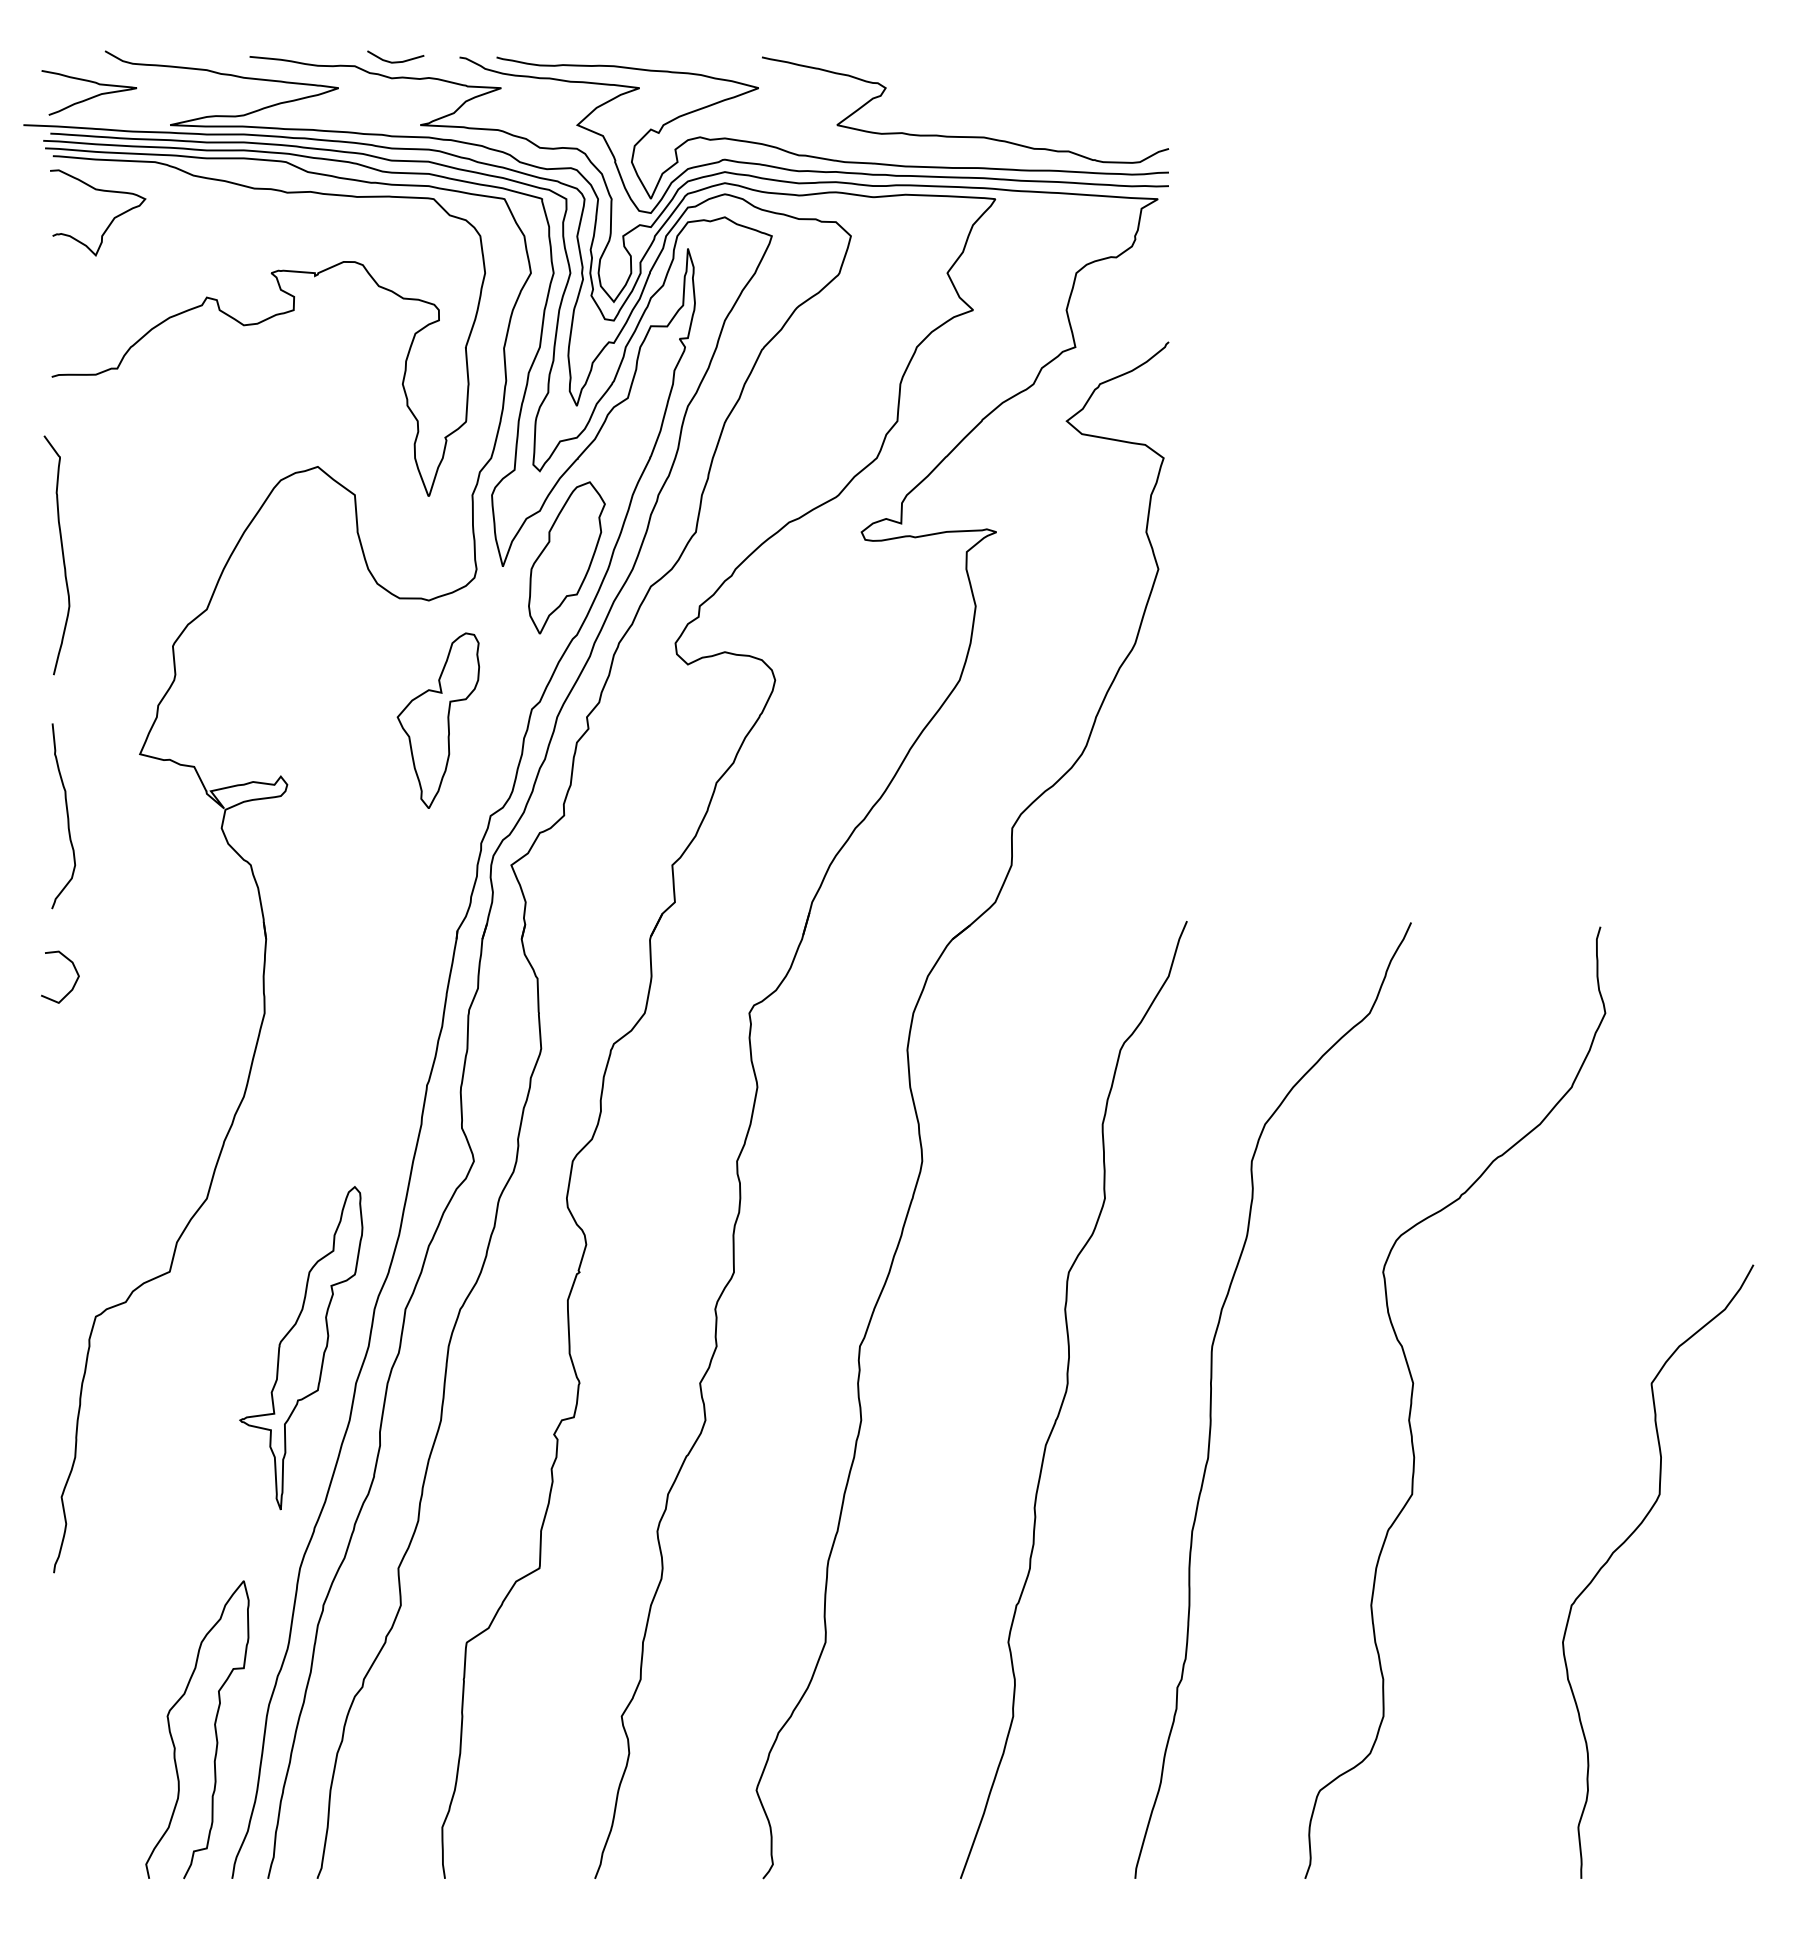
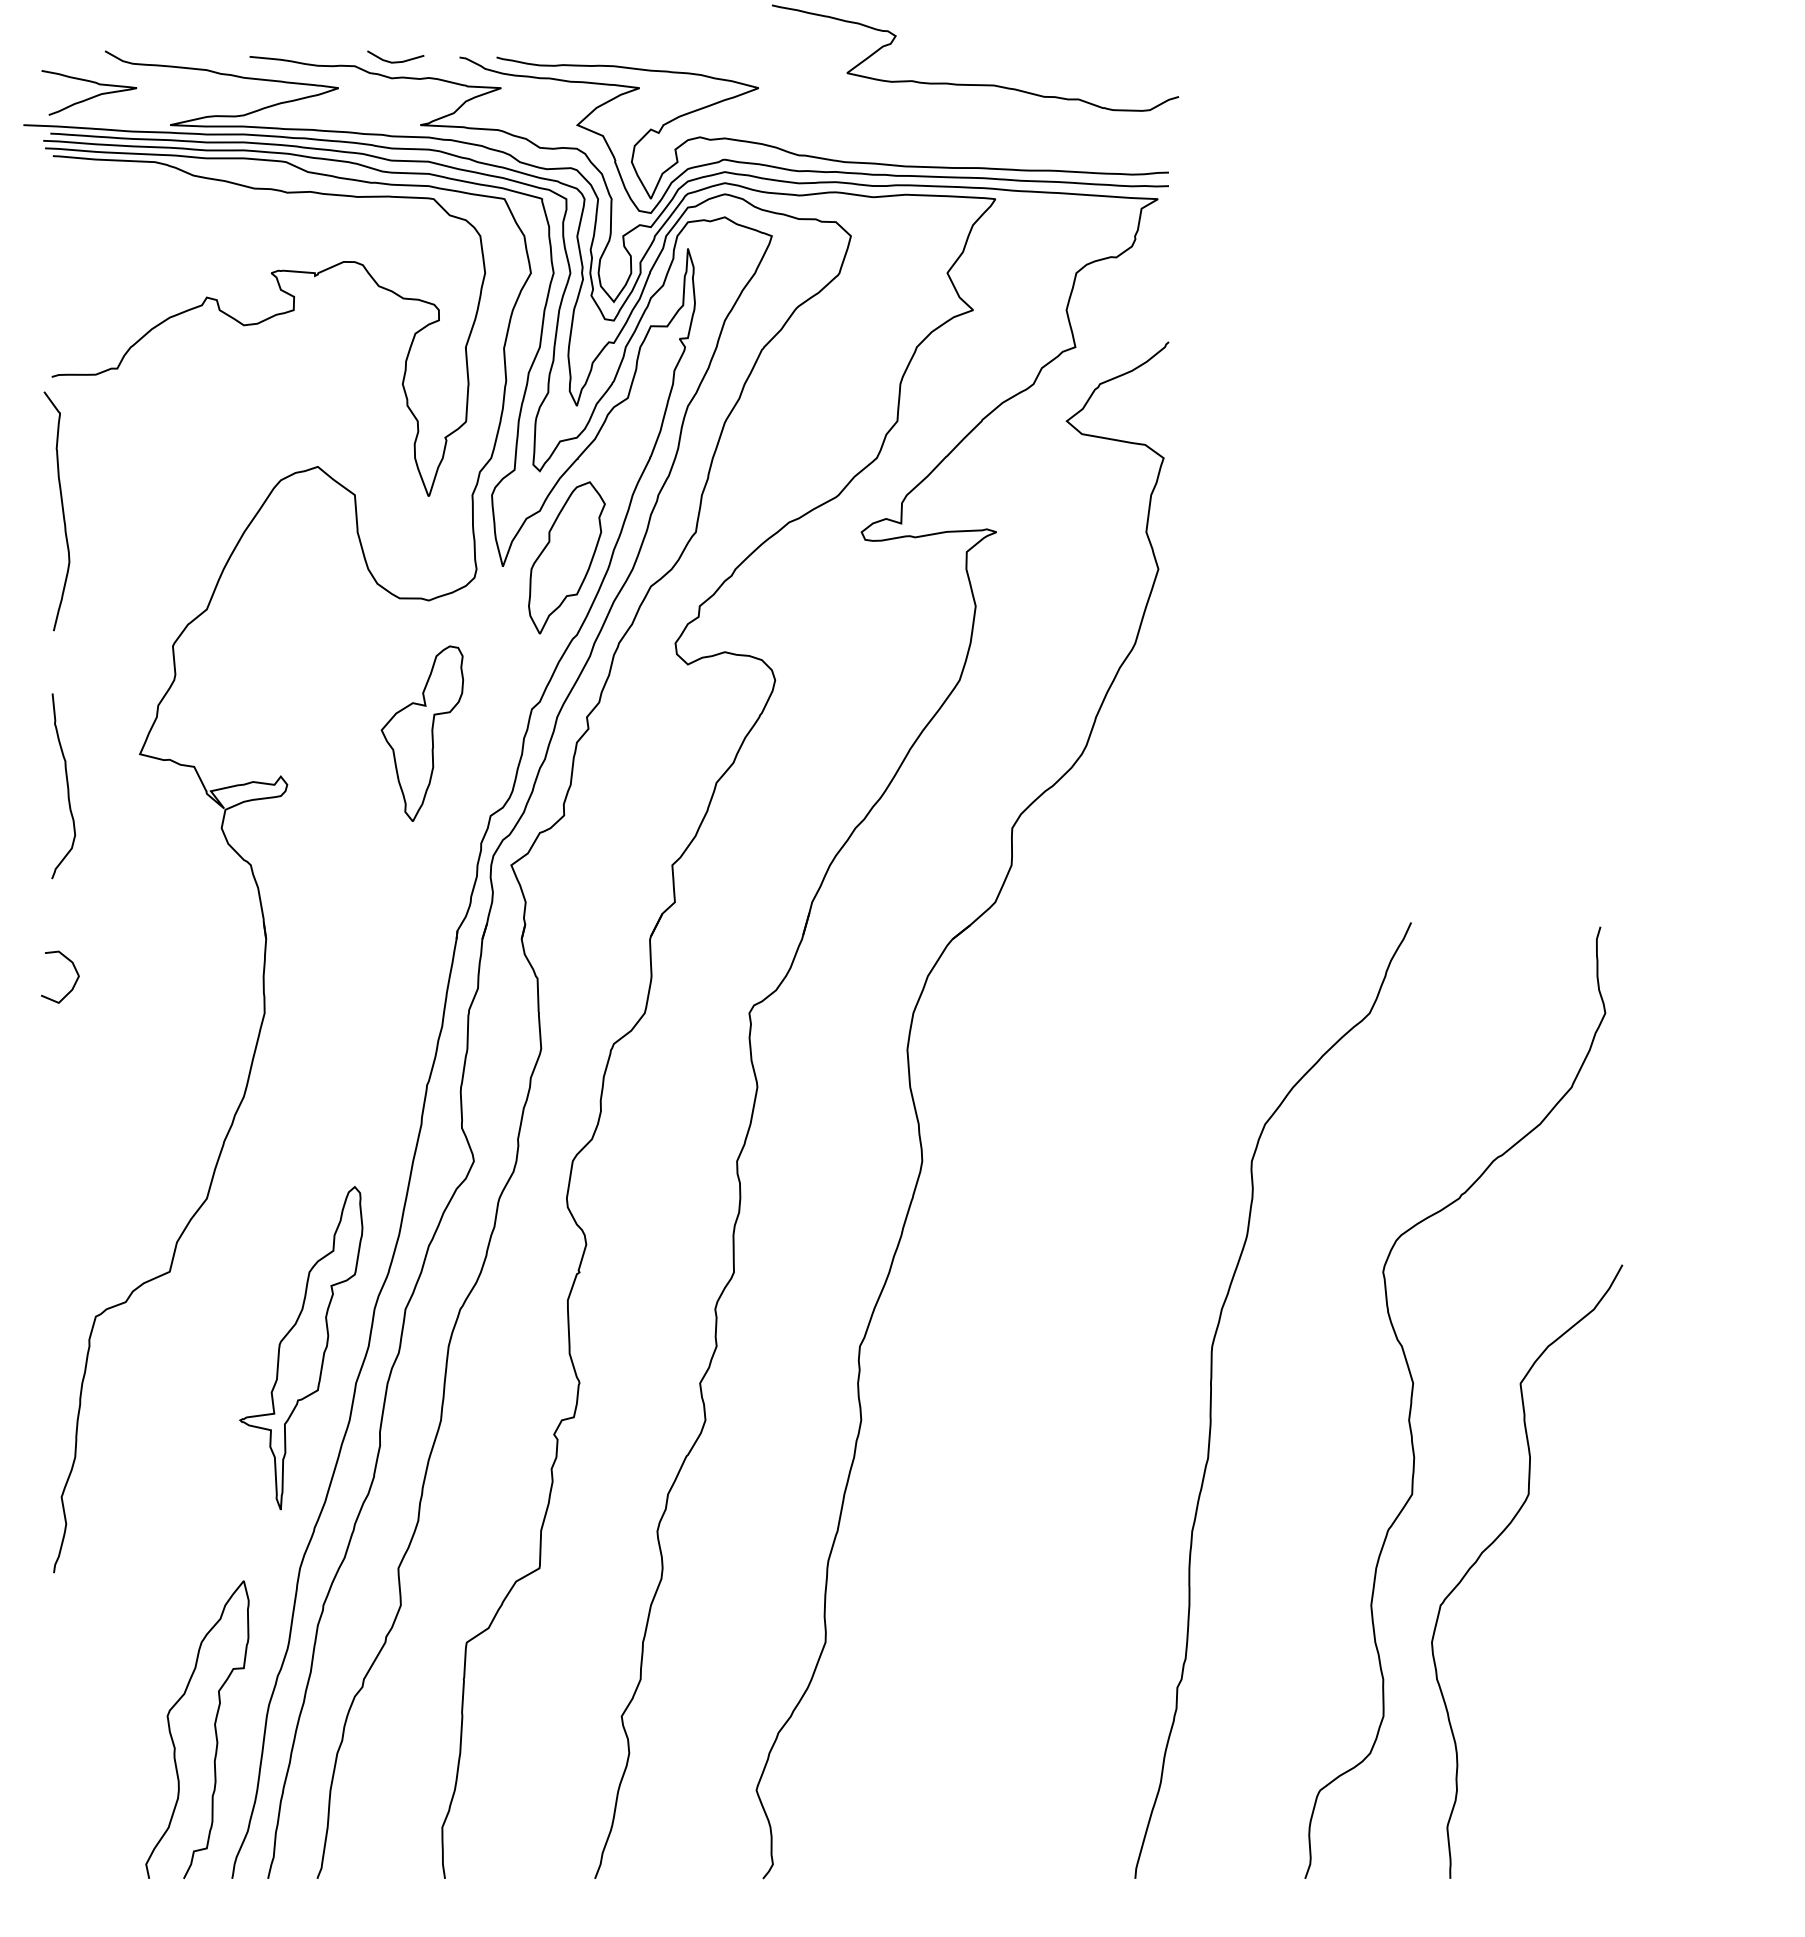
curve position: (965, 136) -> (975, 84) (975, 84)
curve: present -> none (111, 220)
curve position: (62, 555) -> (62, 511) (62, 511)
part position: (437, 720) -> (421, 733) (421, 733)
curve position: (66, 814) -> (66, 784) (66, 784)
curve: present -> none (1065, 1397)
curve position: (1627, 1540) -> (1496, 1540) (1496, 1540)
